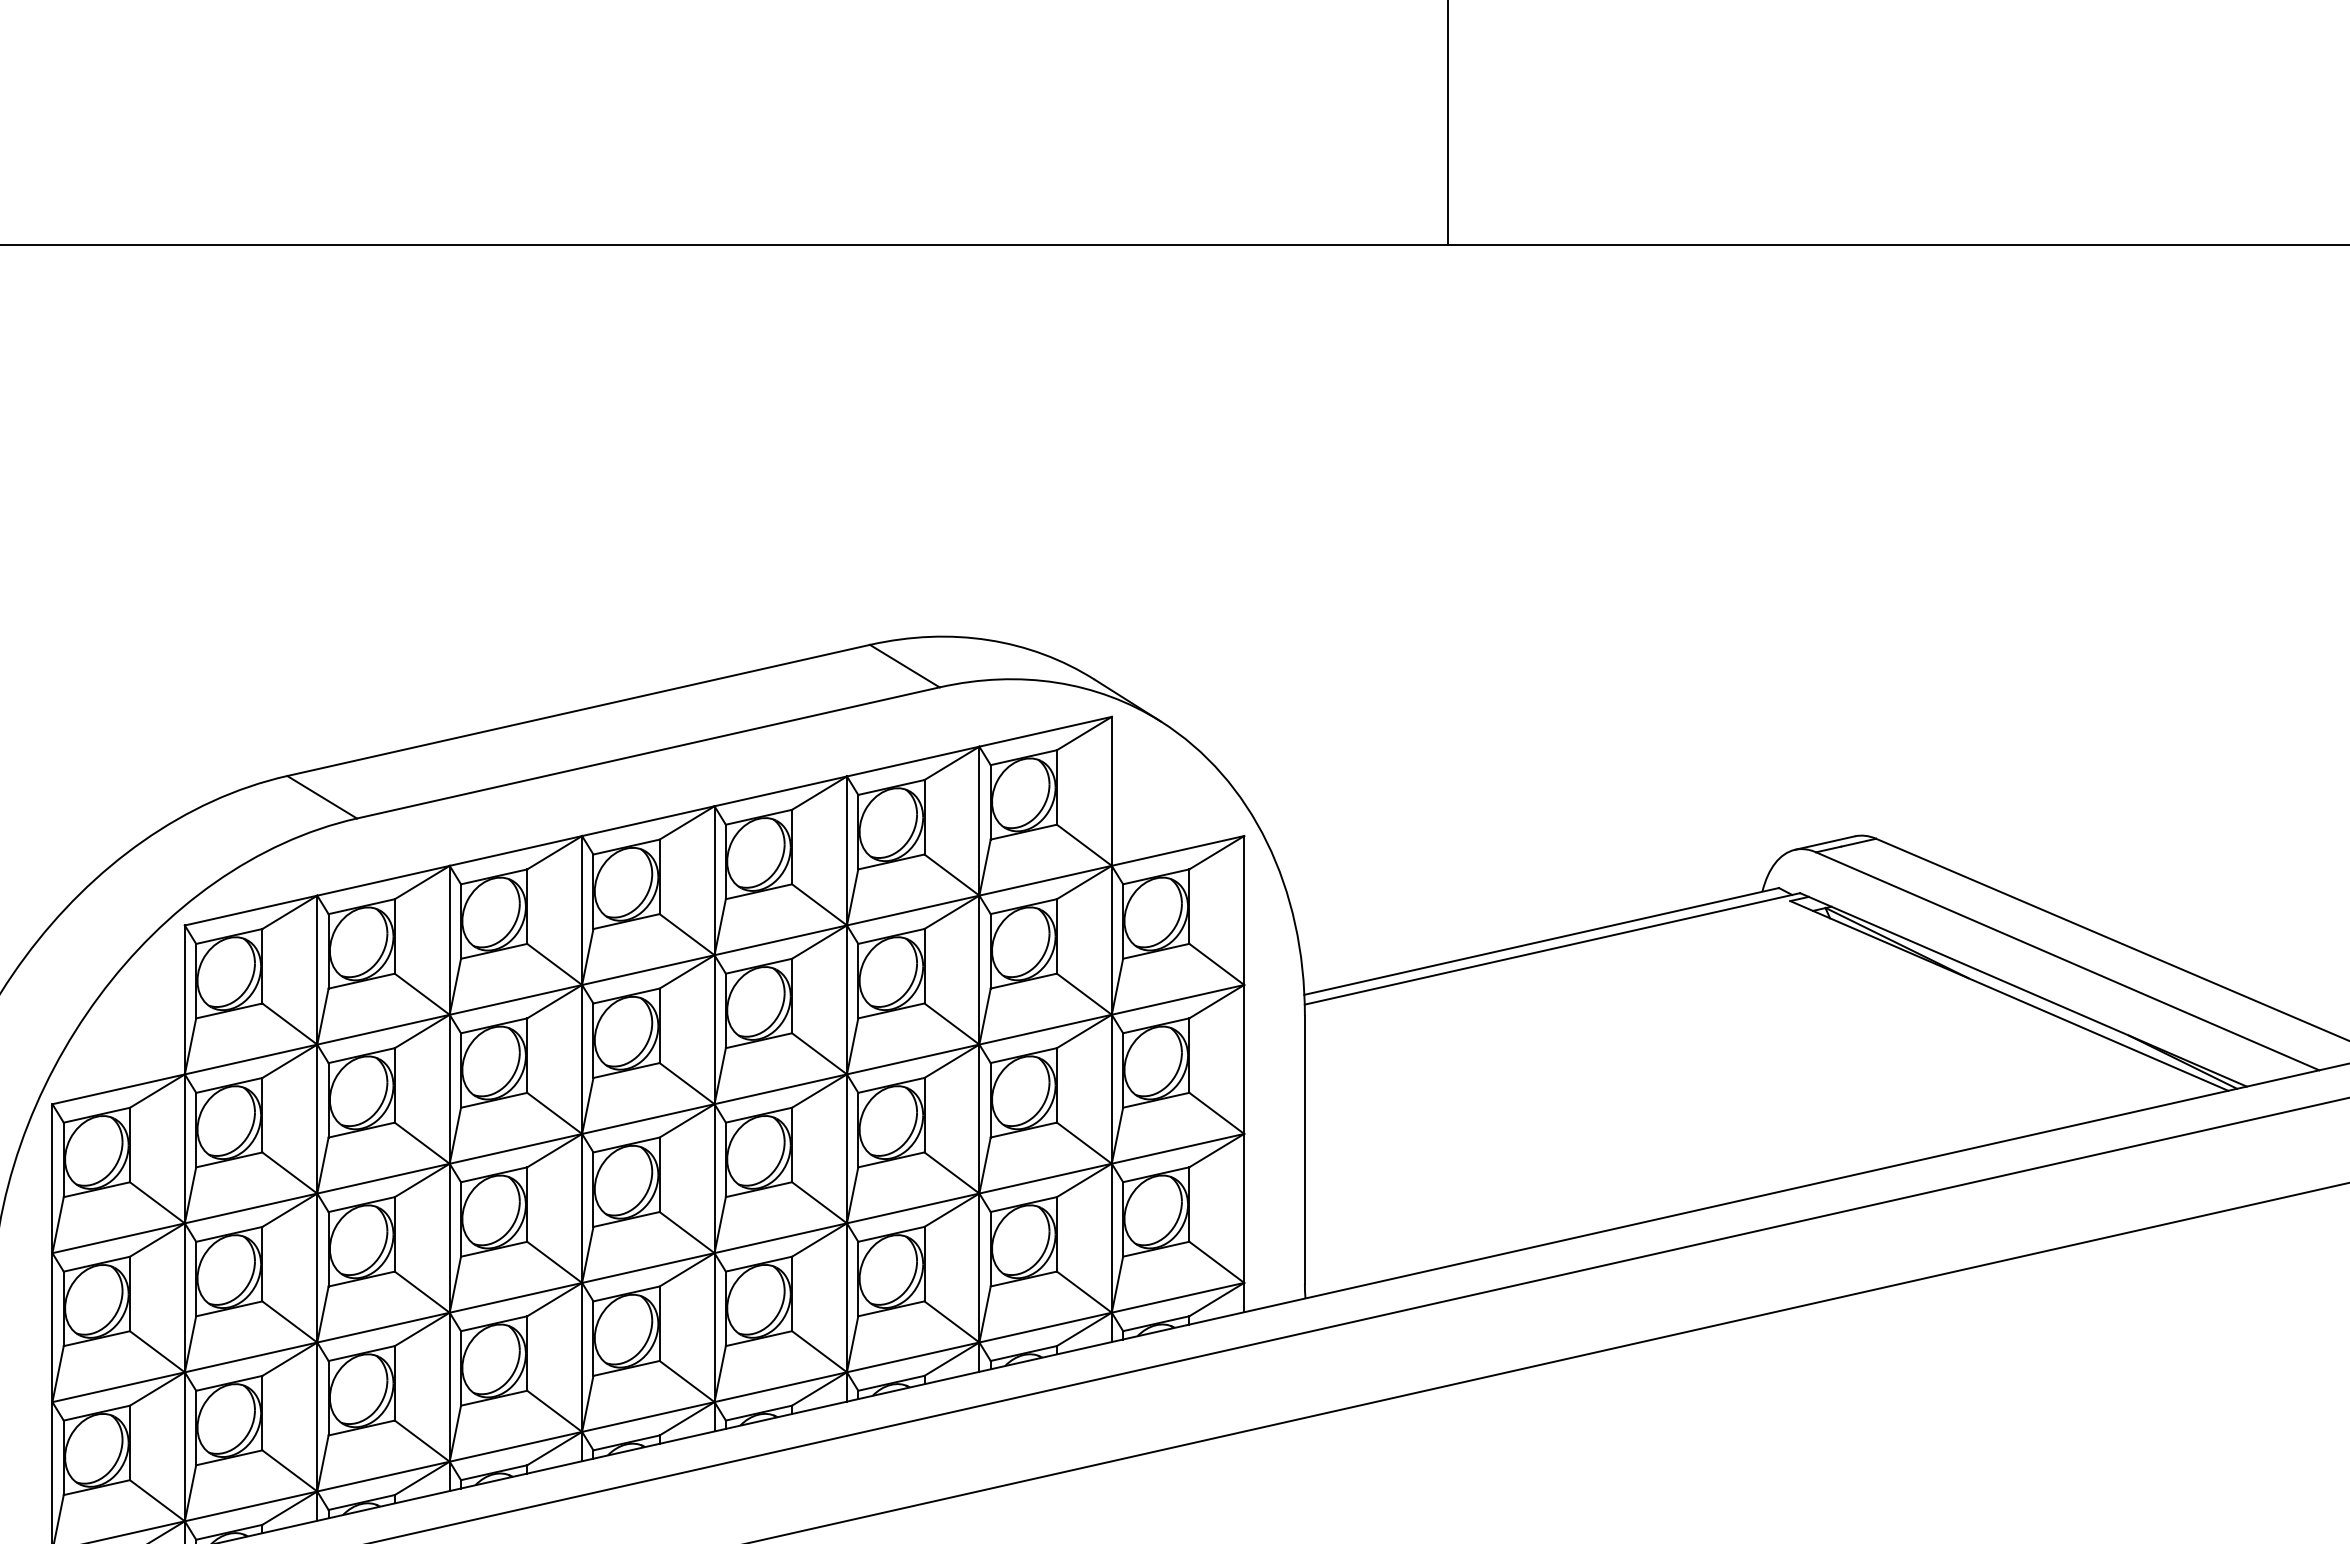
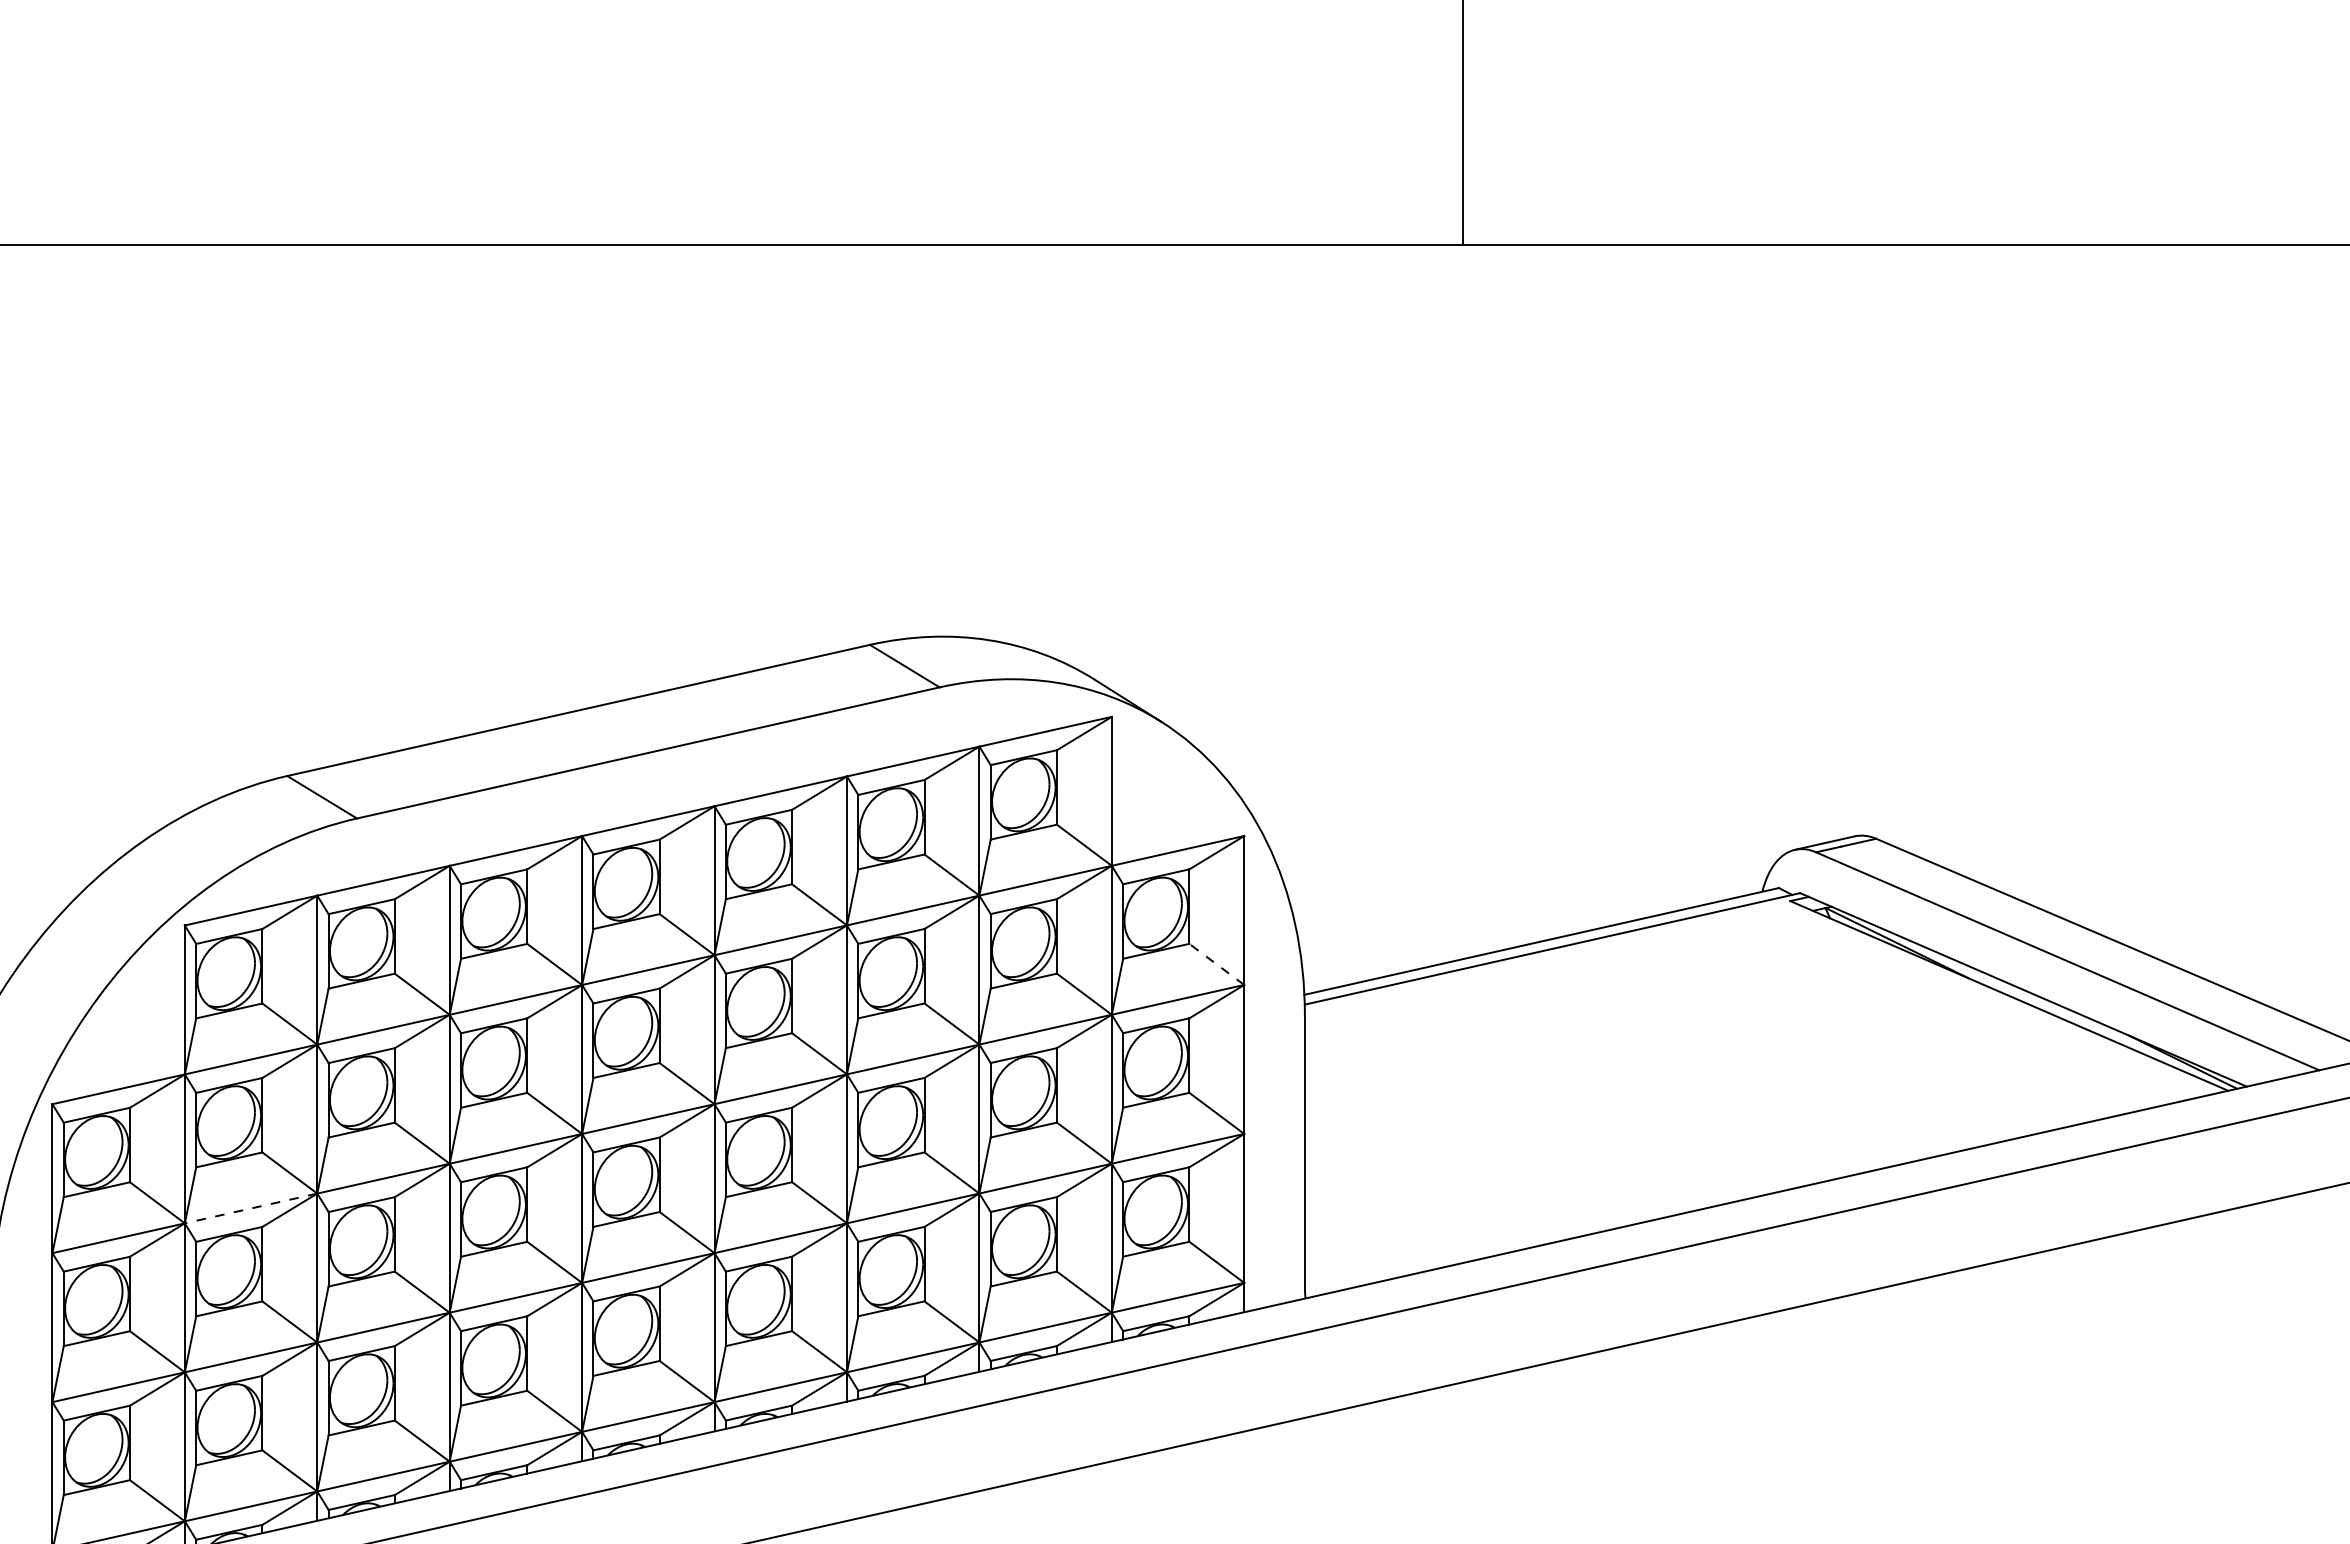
line position: (1448, 123) -> (1463, 123) (1463, 123)
line: solid -> dashed (1216, 964)
line: solid -> dashed (251, 1208)
